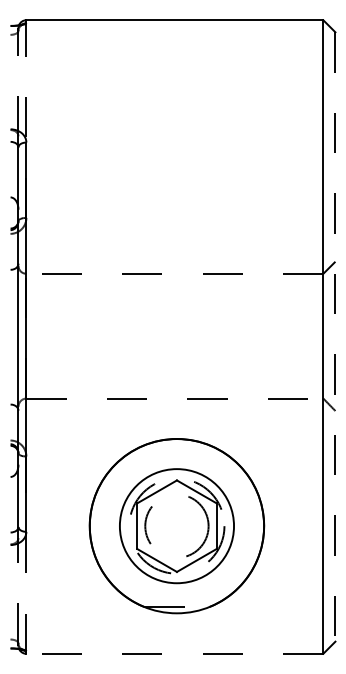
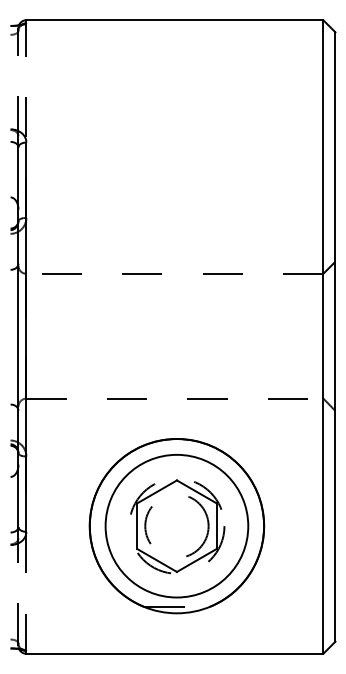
line: dashed -> solid (335, 337)
circle diameter: 114 px -> 143 px (176, 525)
line: dashed -> solid (174, 653)
